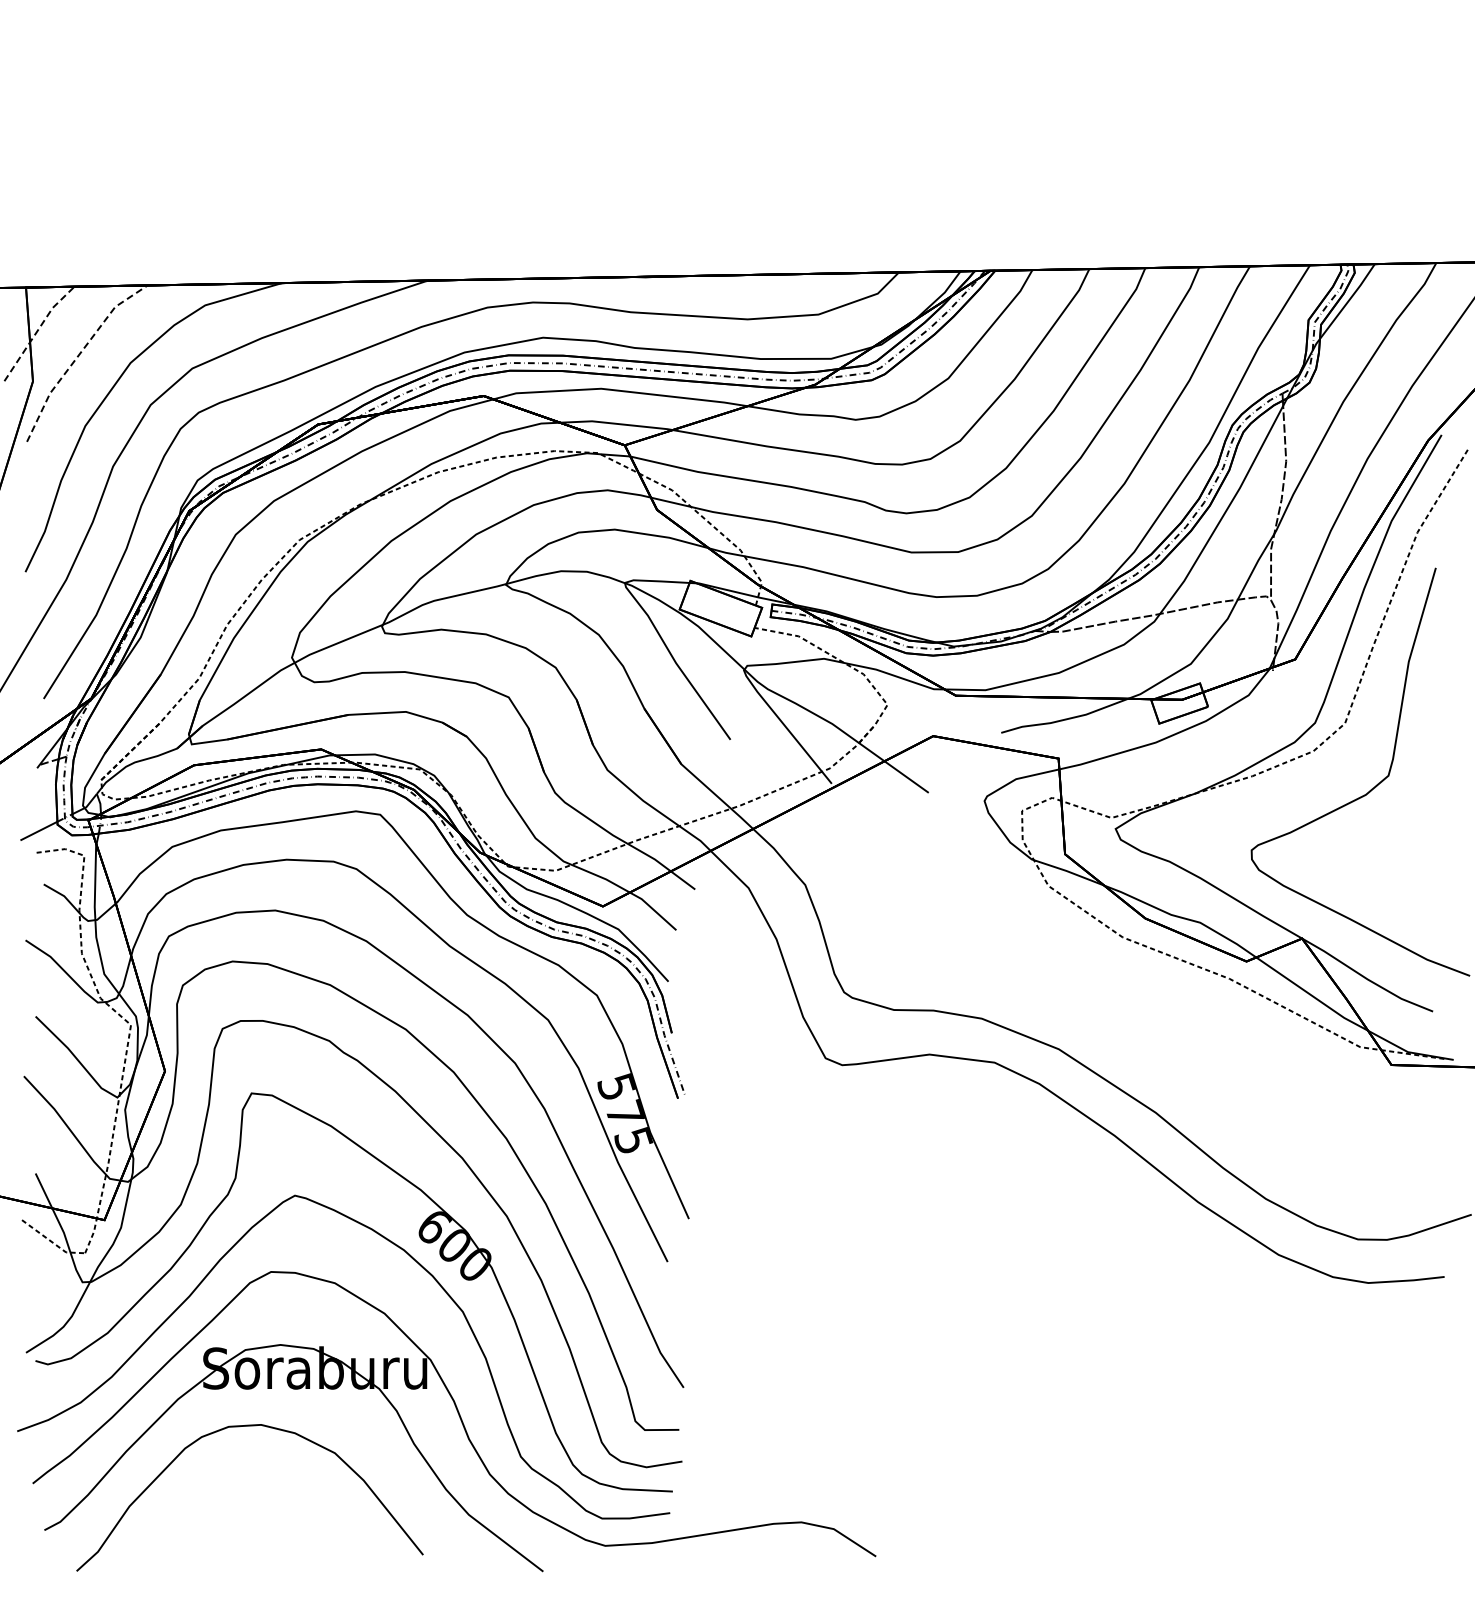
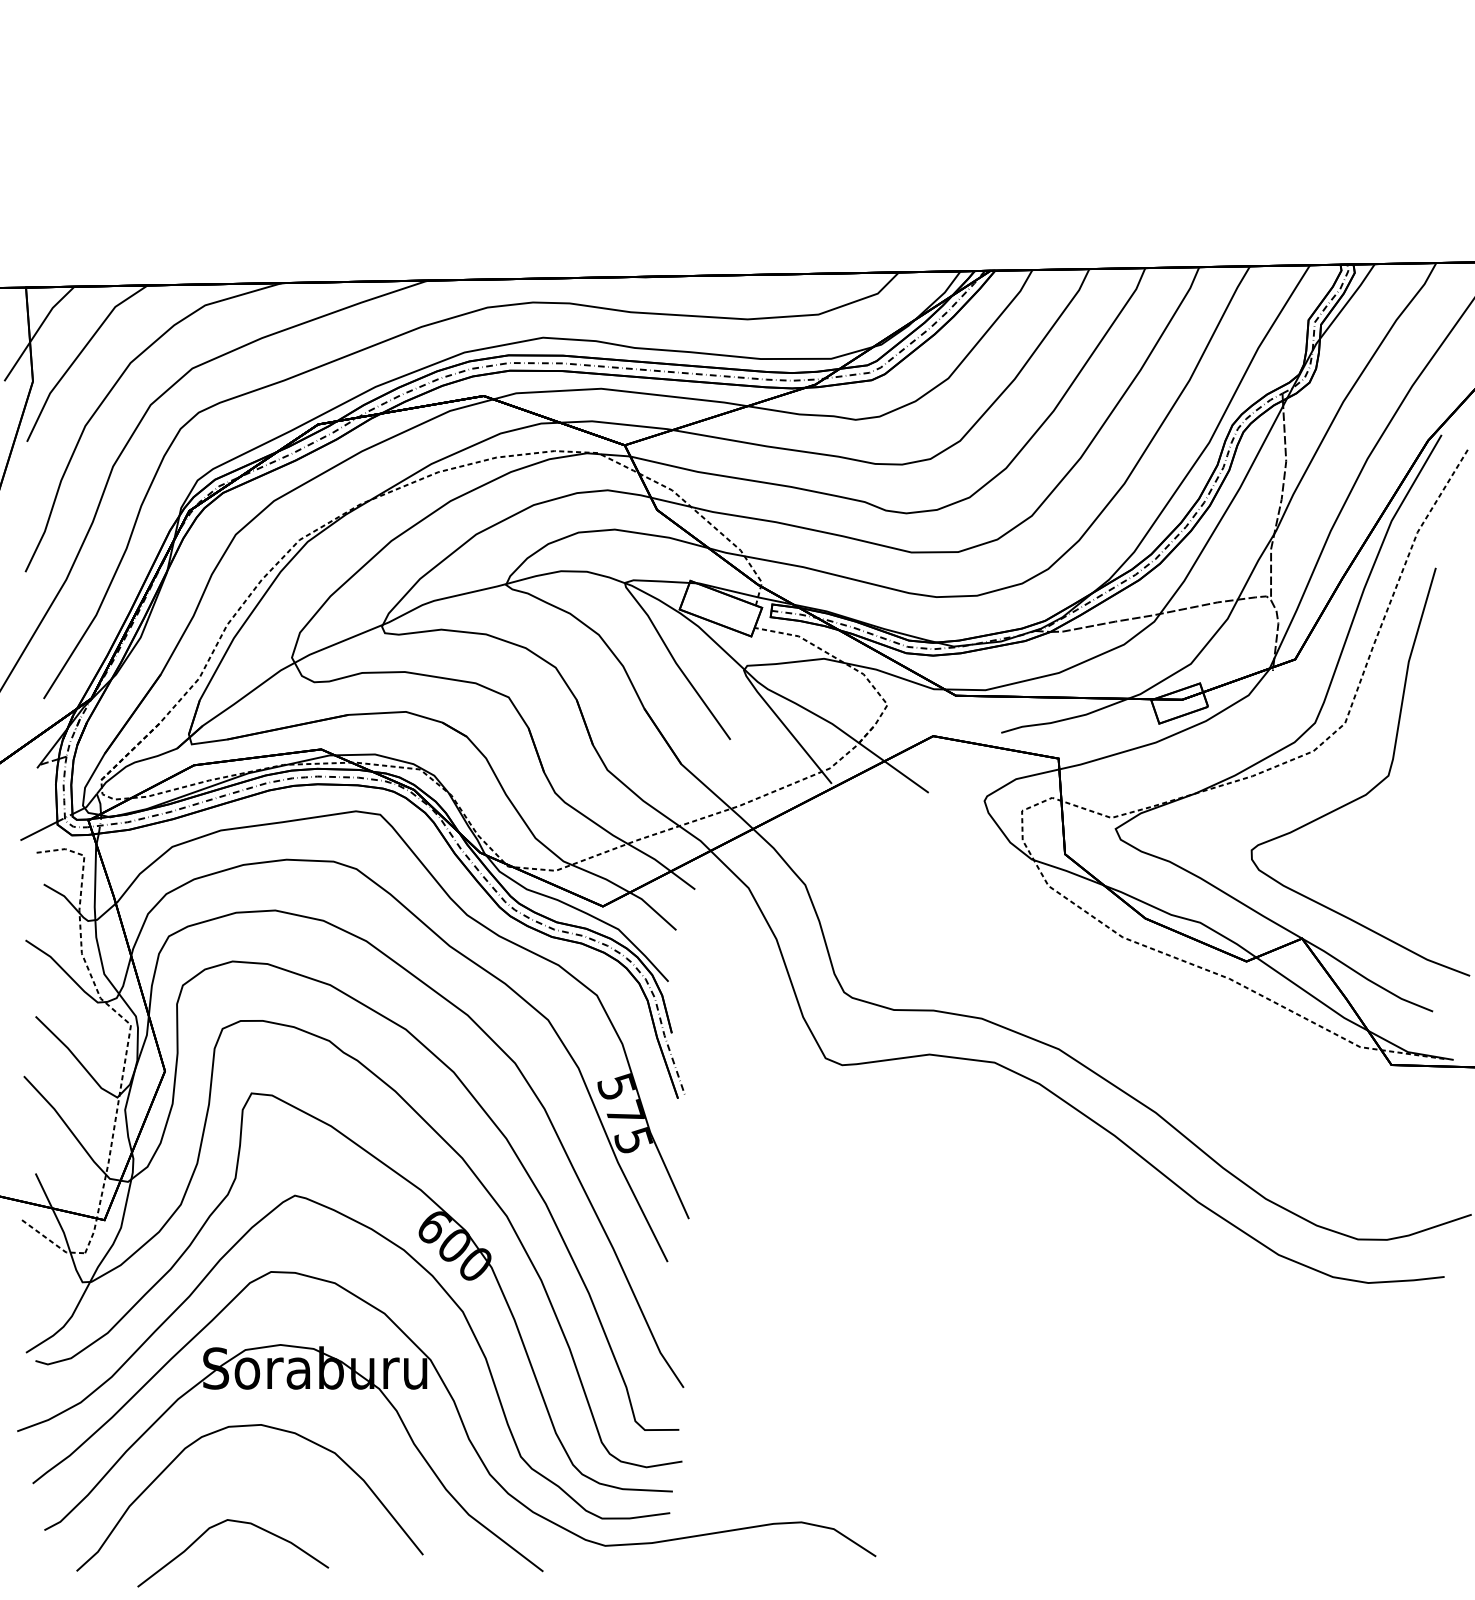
line: dashed -> solid (37, 331)
line: dashed -> solid (78, 356)
curve: none -> present (236, 1522)
